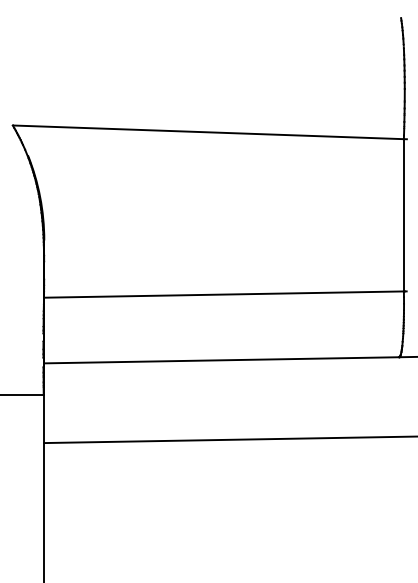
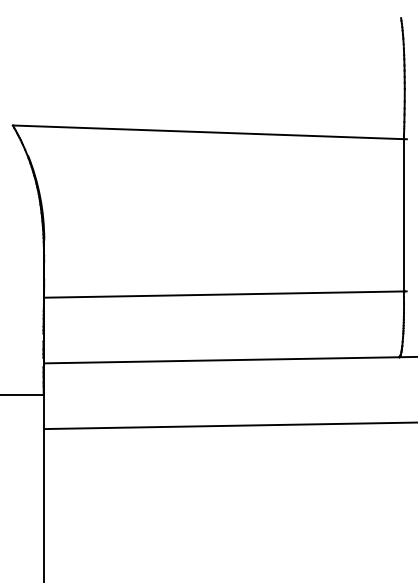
line position: (229, 439) -> (229, 425) (229, 425)
